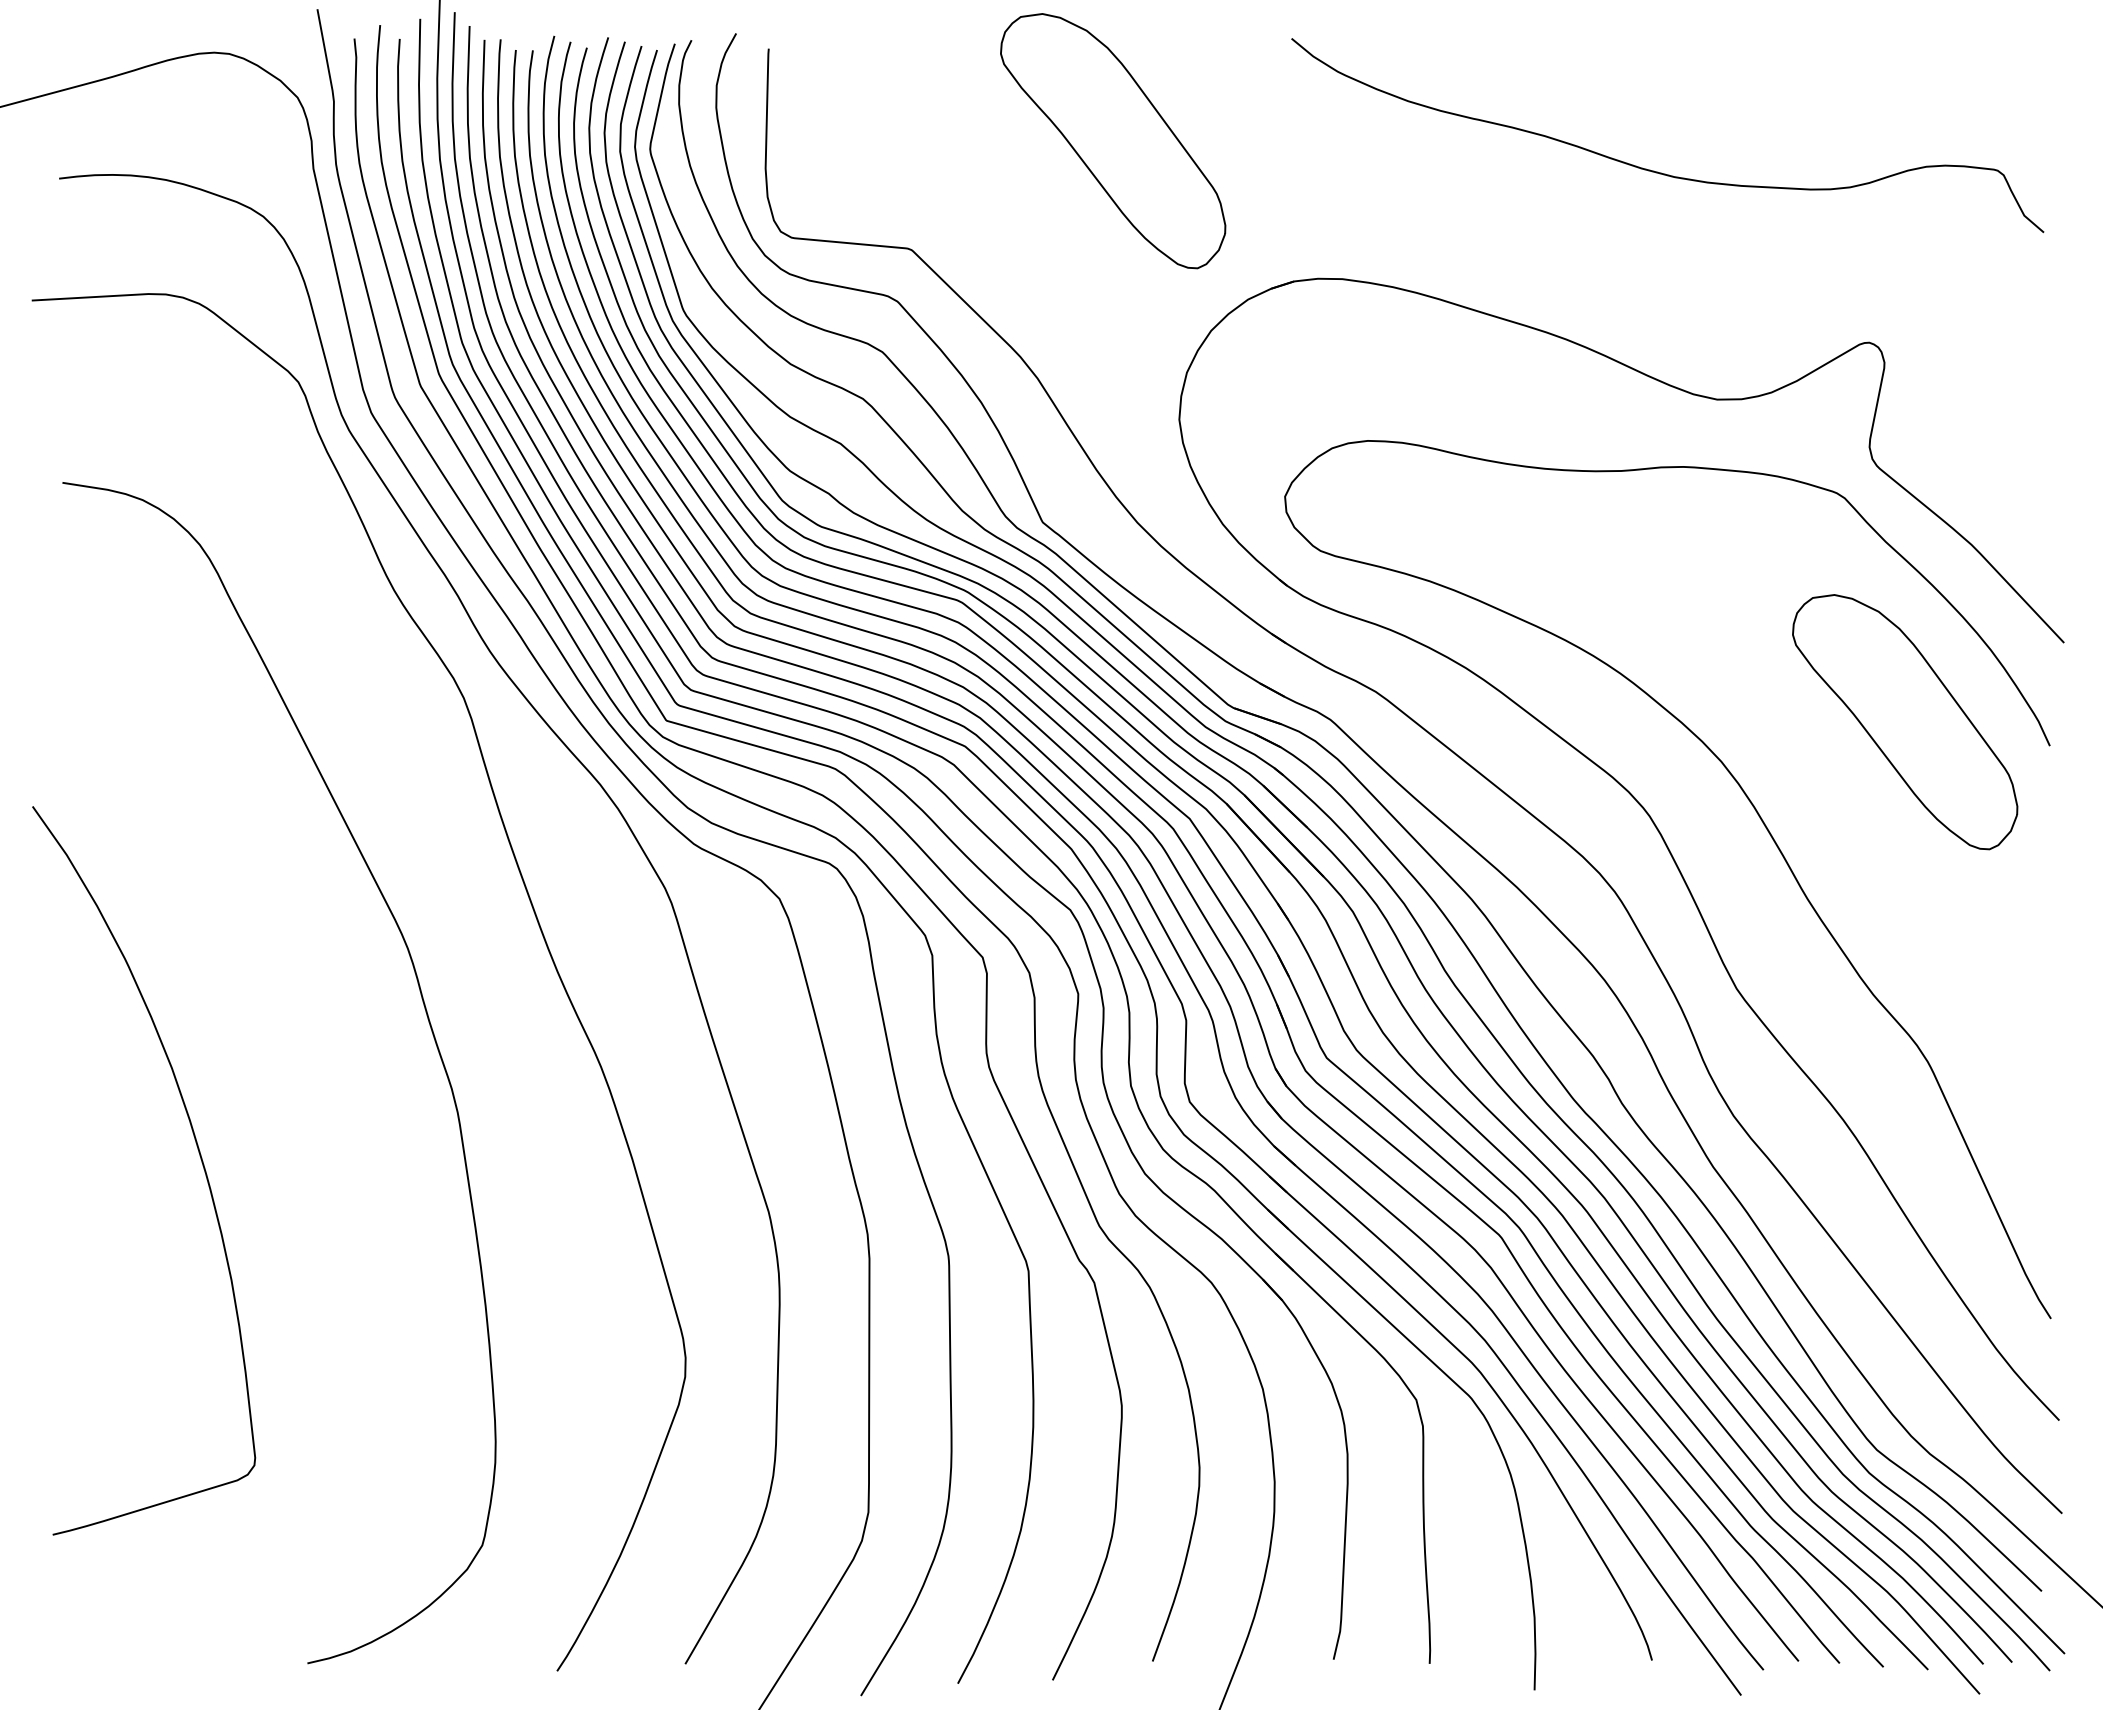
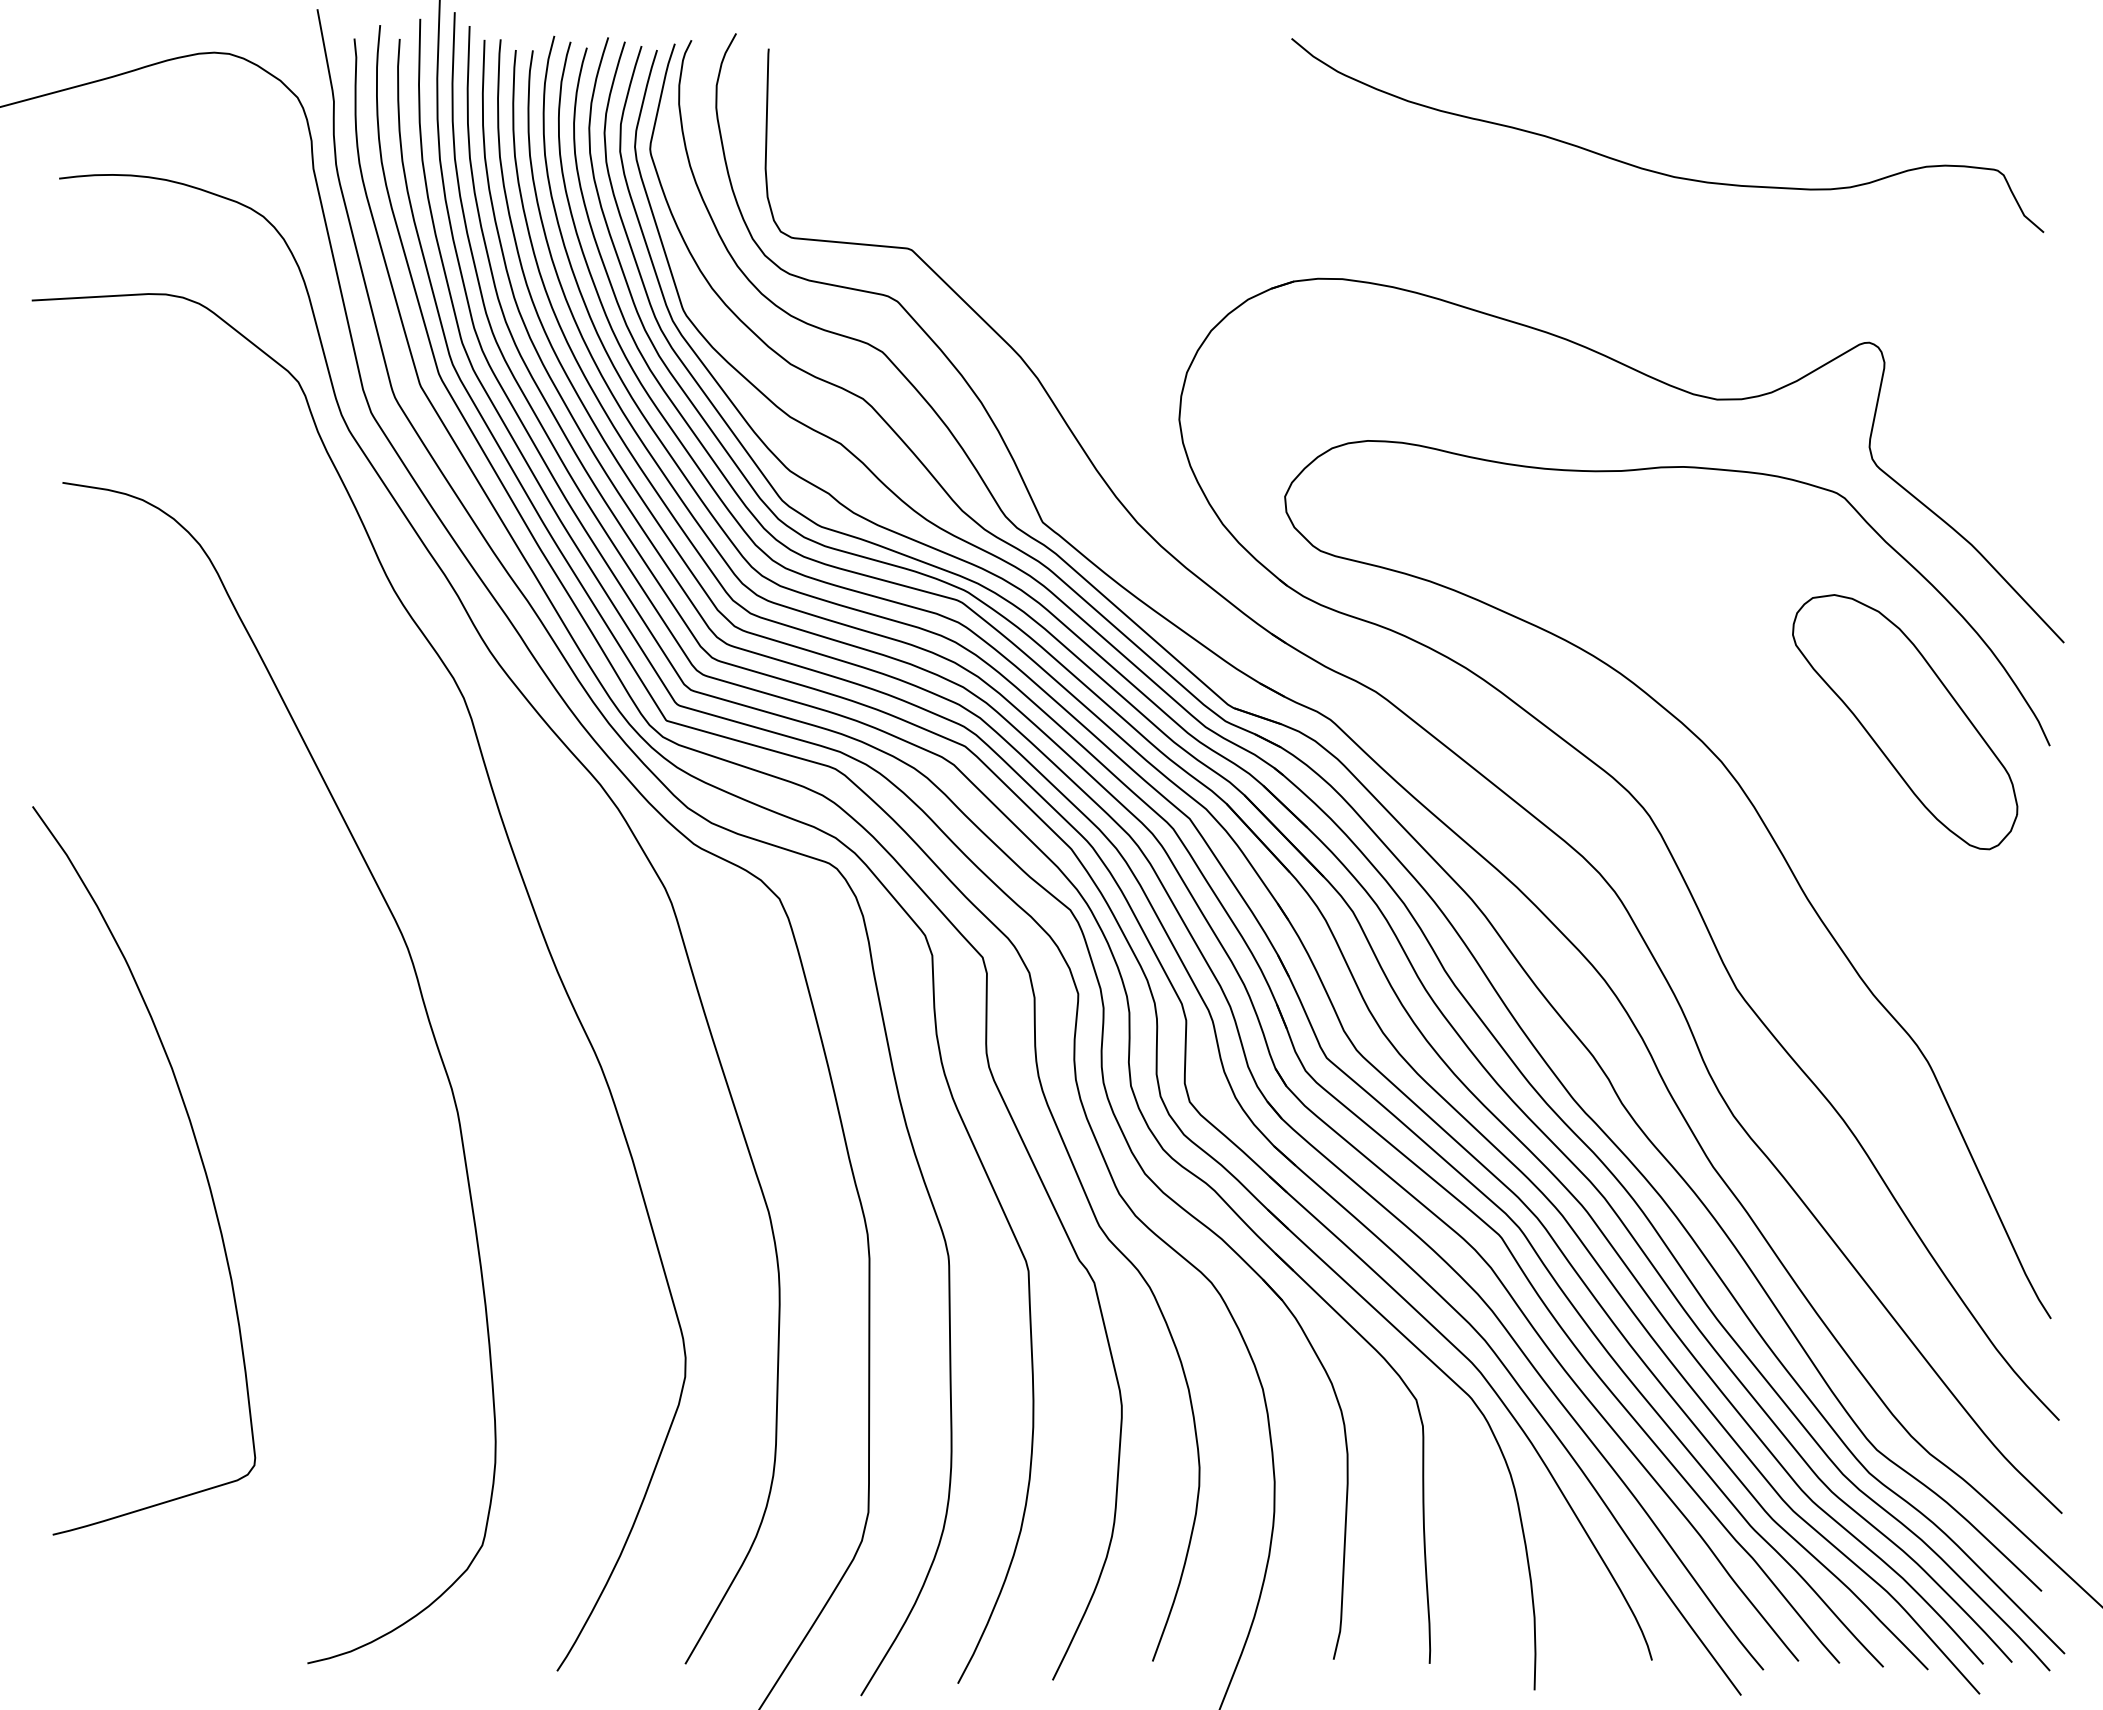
part: present -> none (1113, 141)
